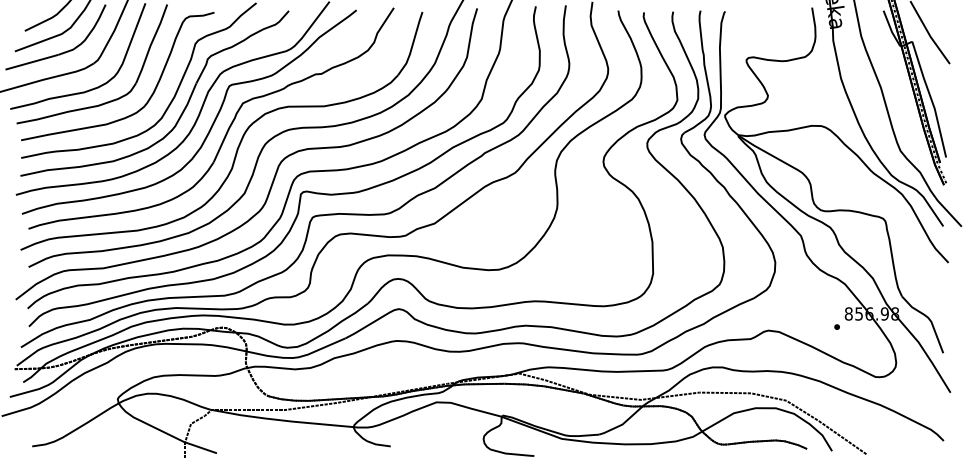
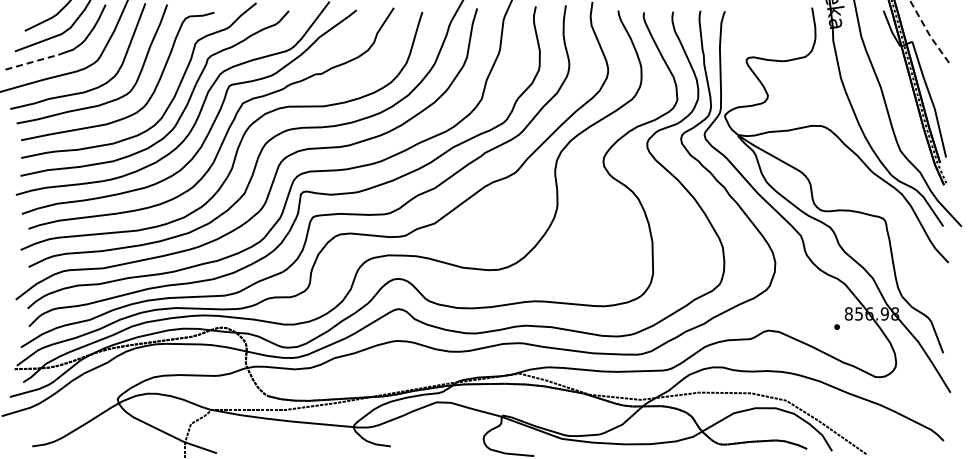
line: solid -> dashed (929, 34)
line: solid -> dashed (32, 62)
